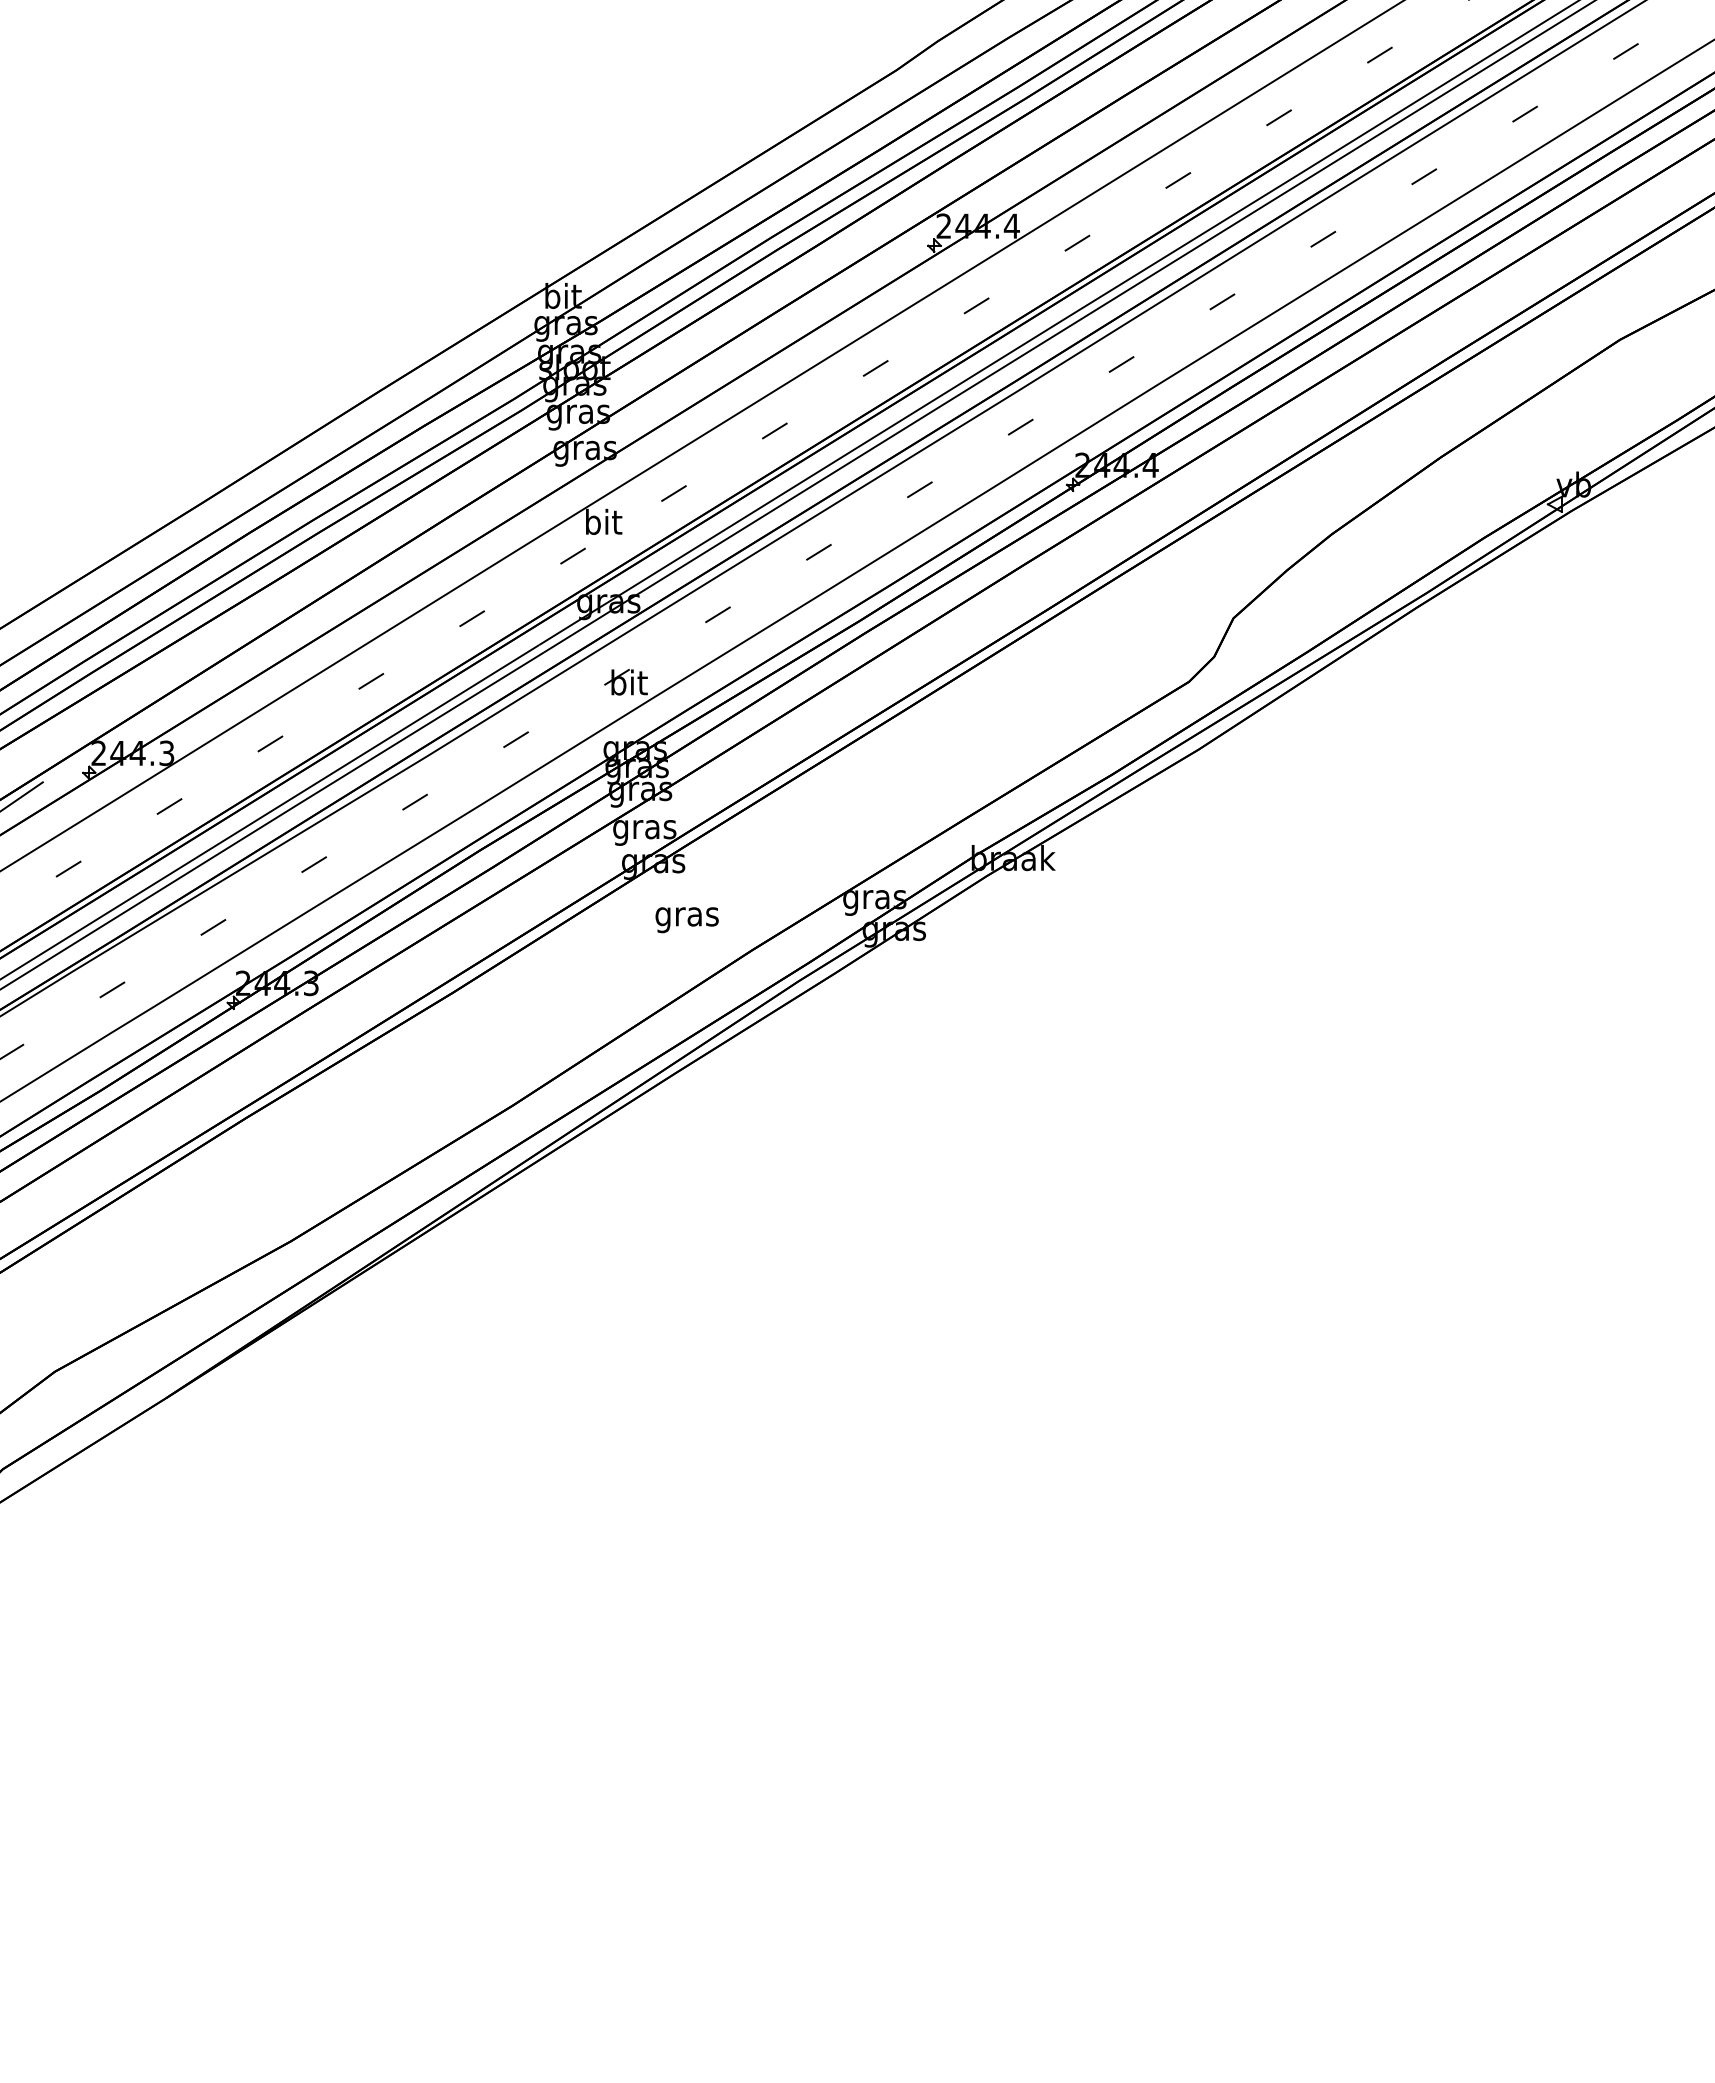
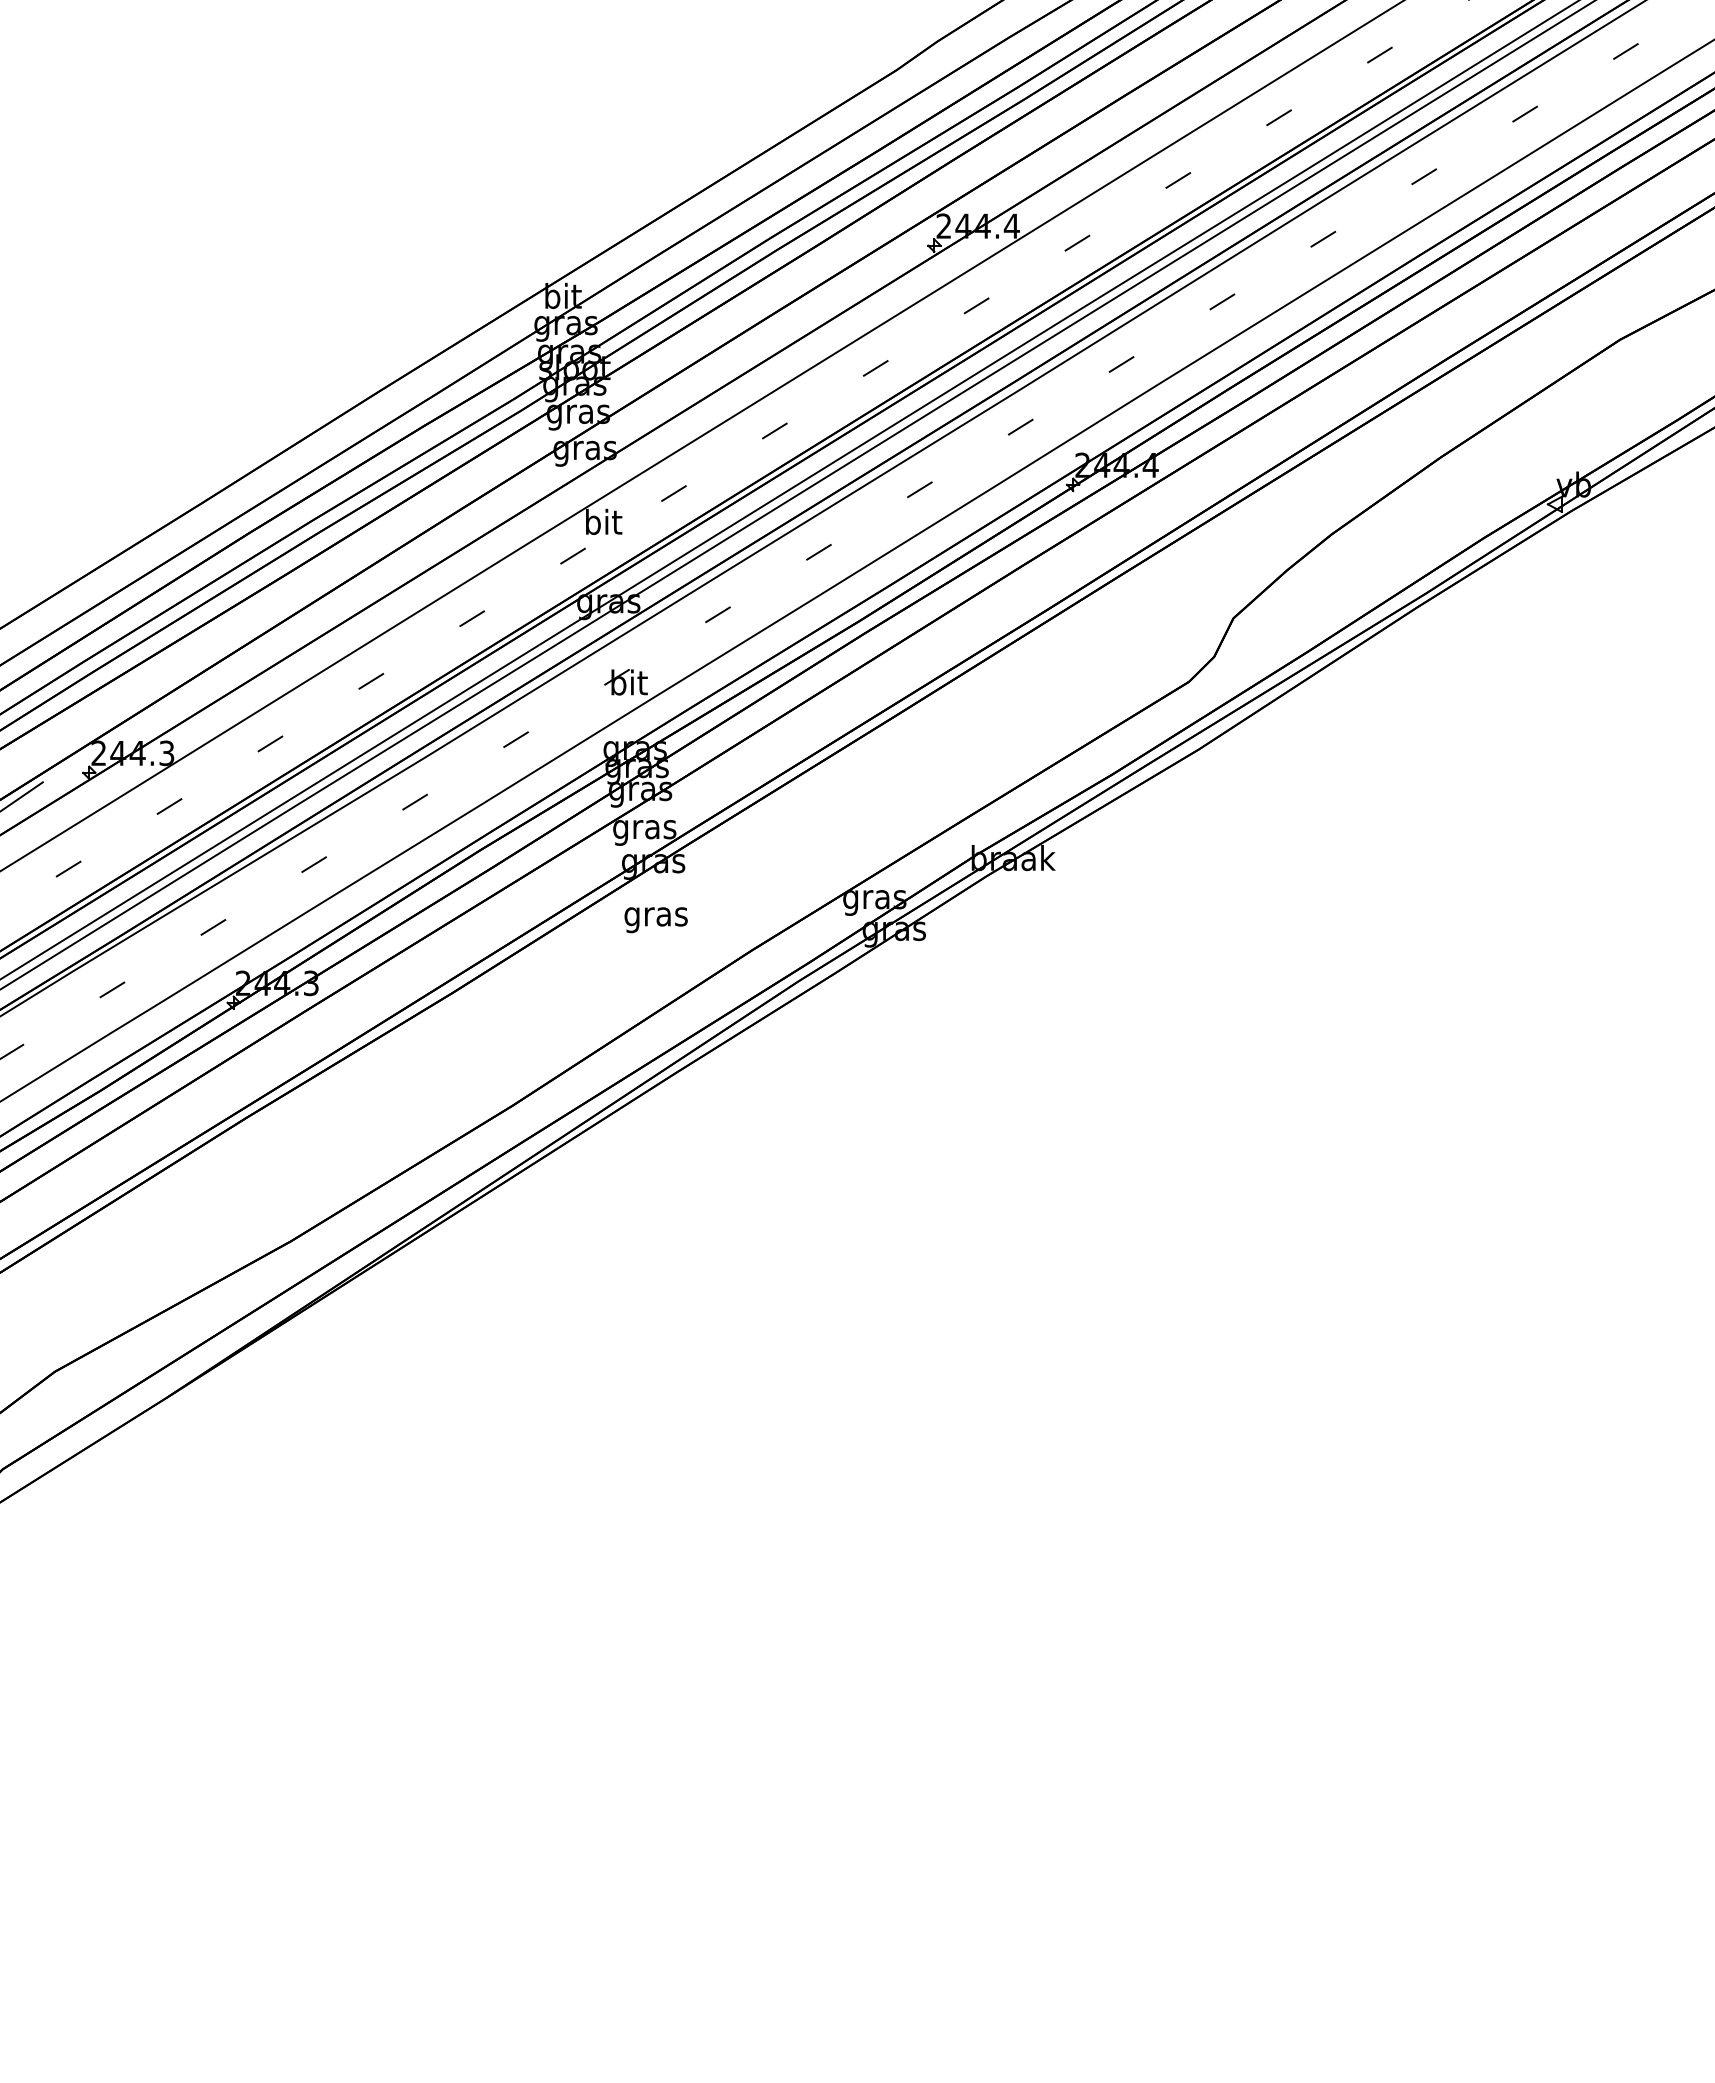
text position: (686, 920) -> (655, 920) (655, 920)
